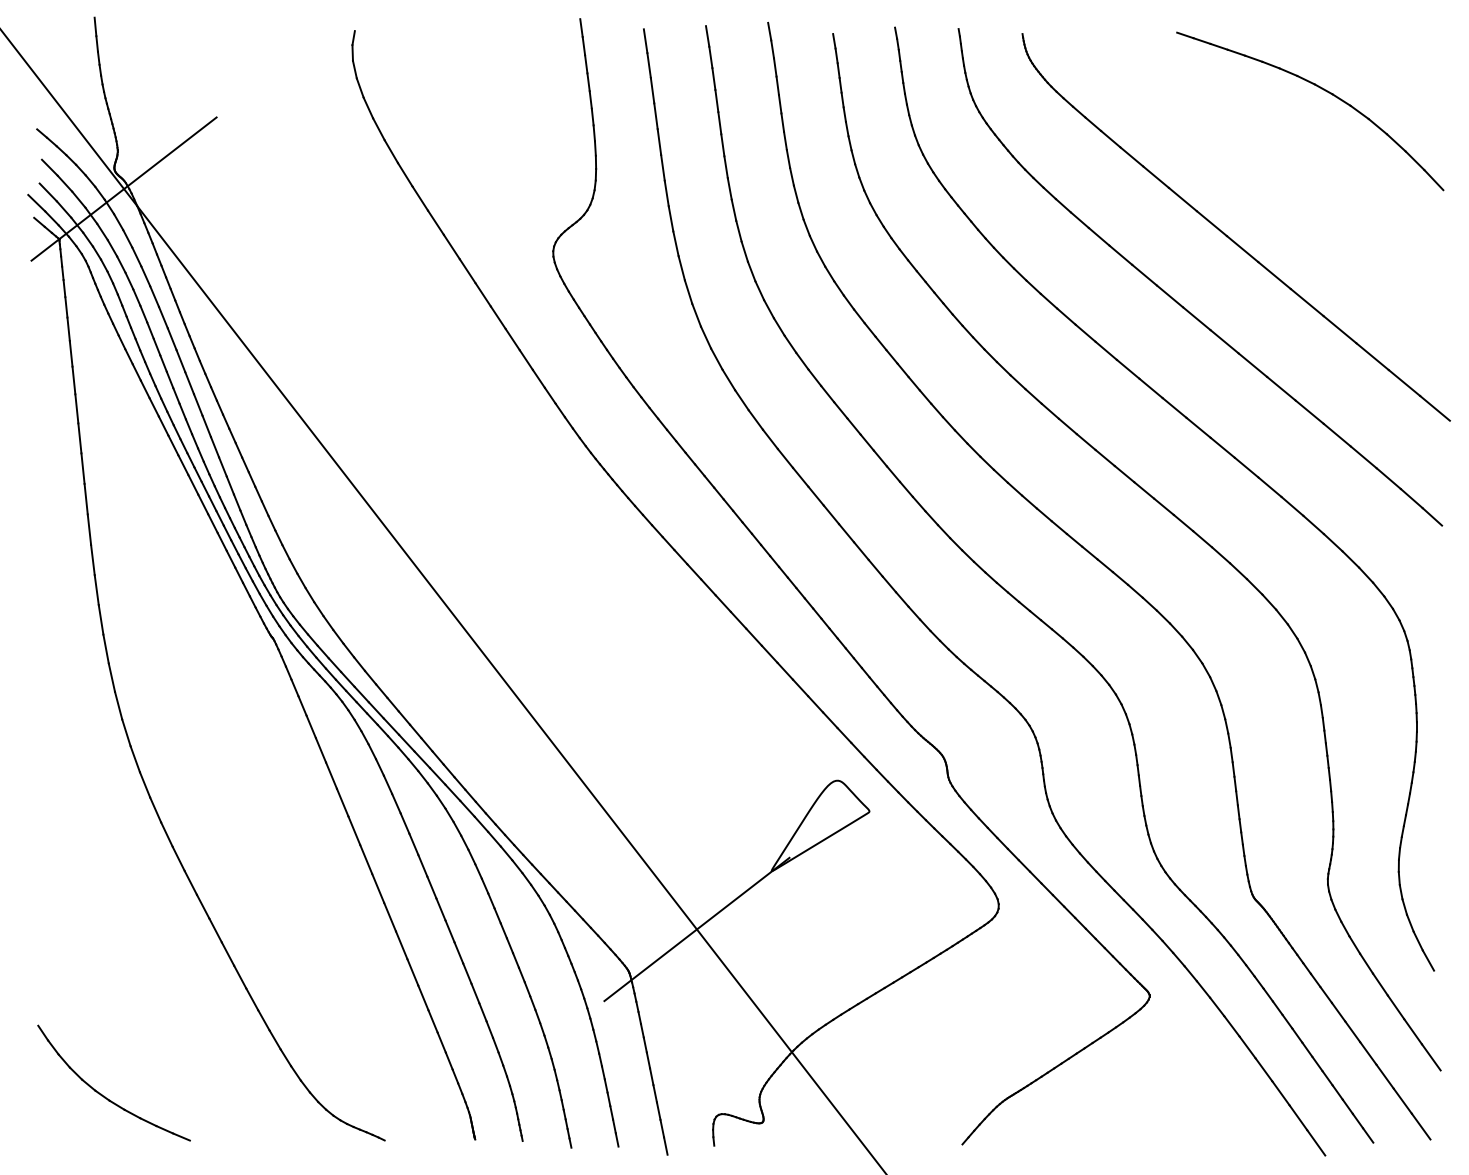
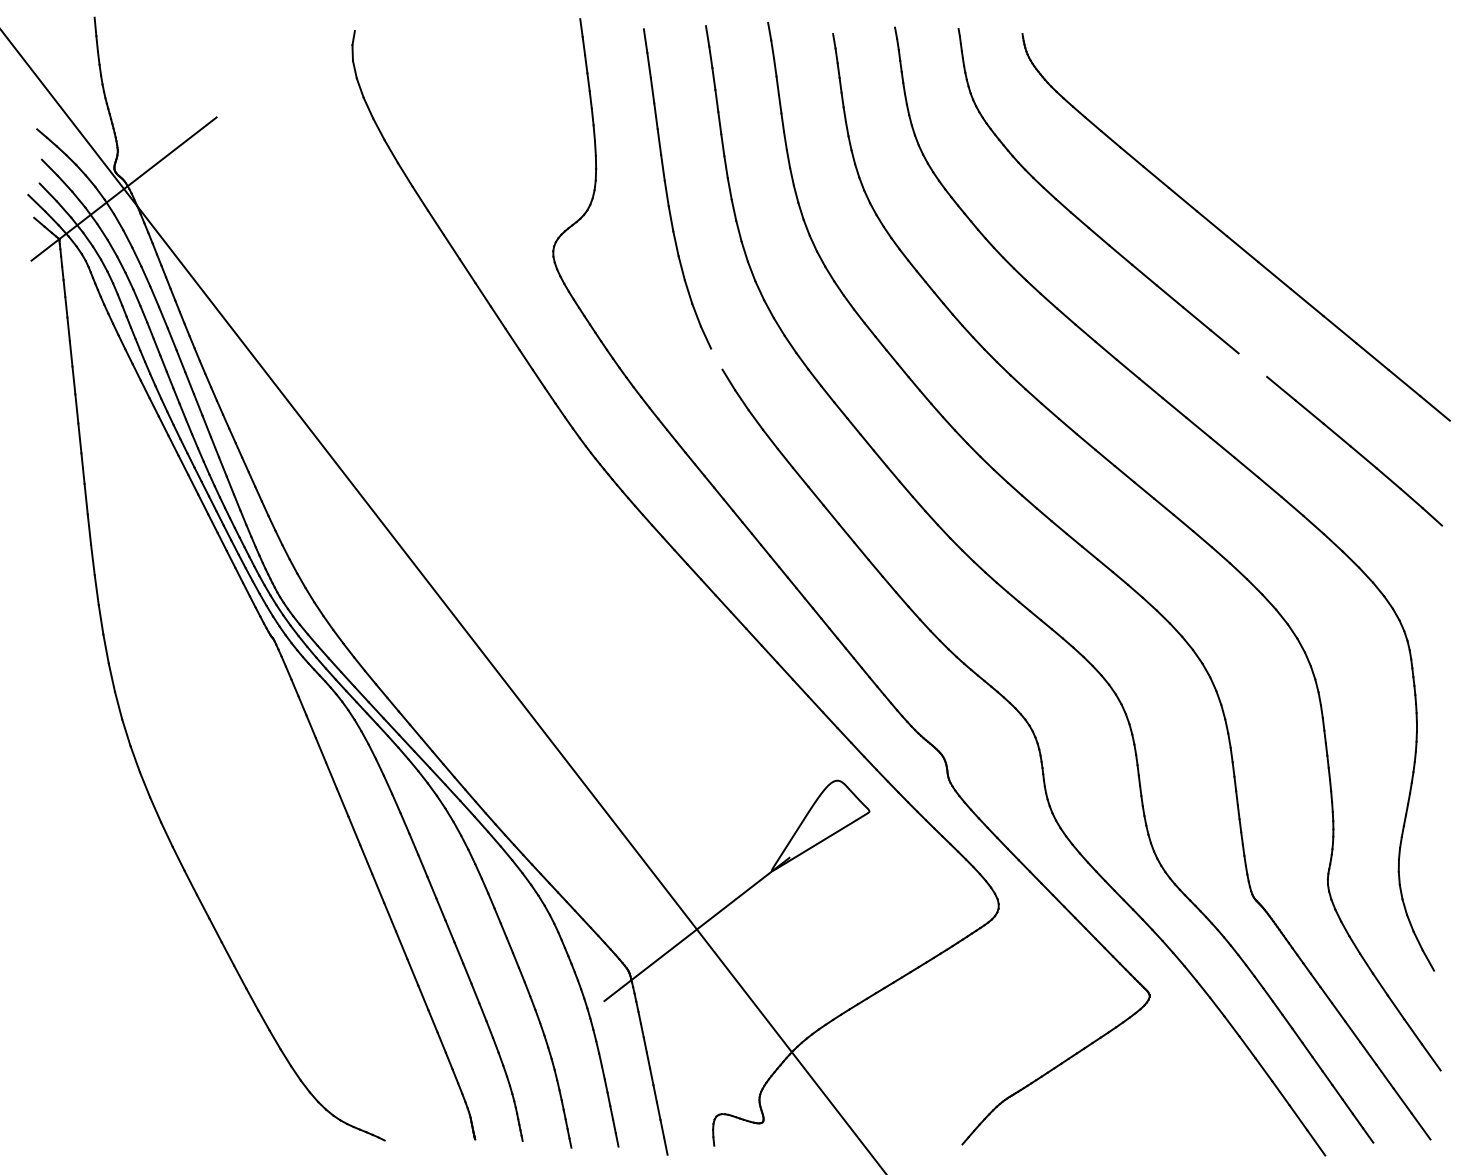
part: present -> none (1321, 89)
line: present -> none (716, 358)
line: present -> none (1252, 364)
part: present -> none (105, 1096)
